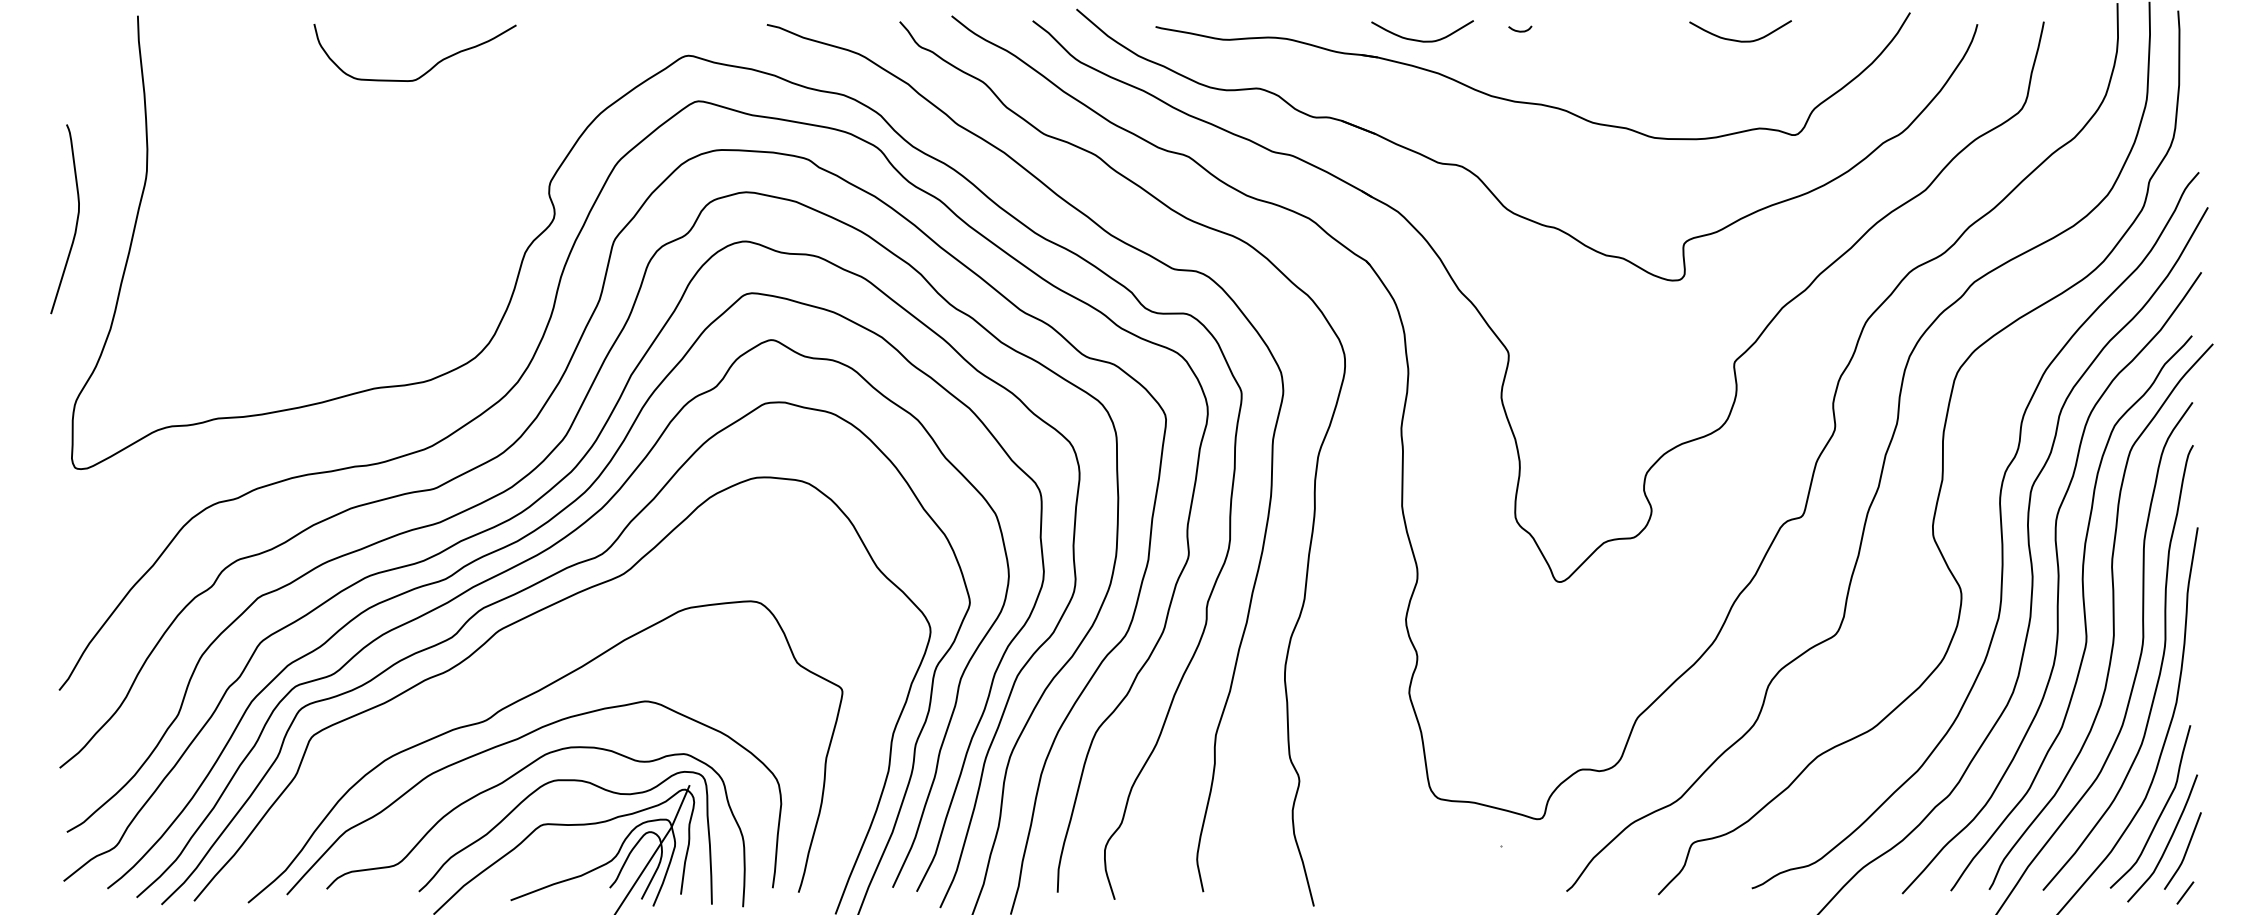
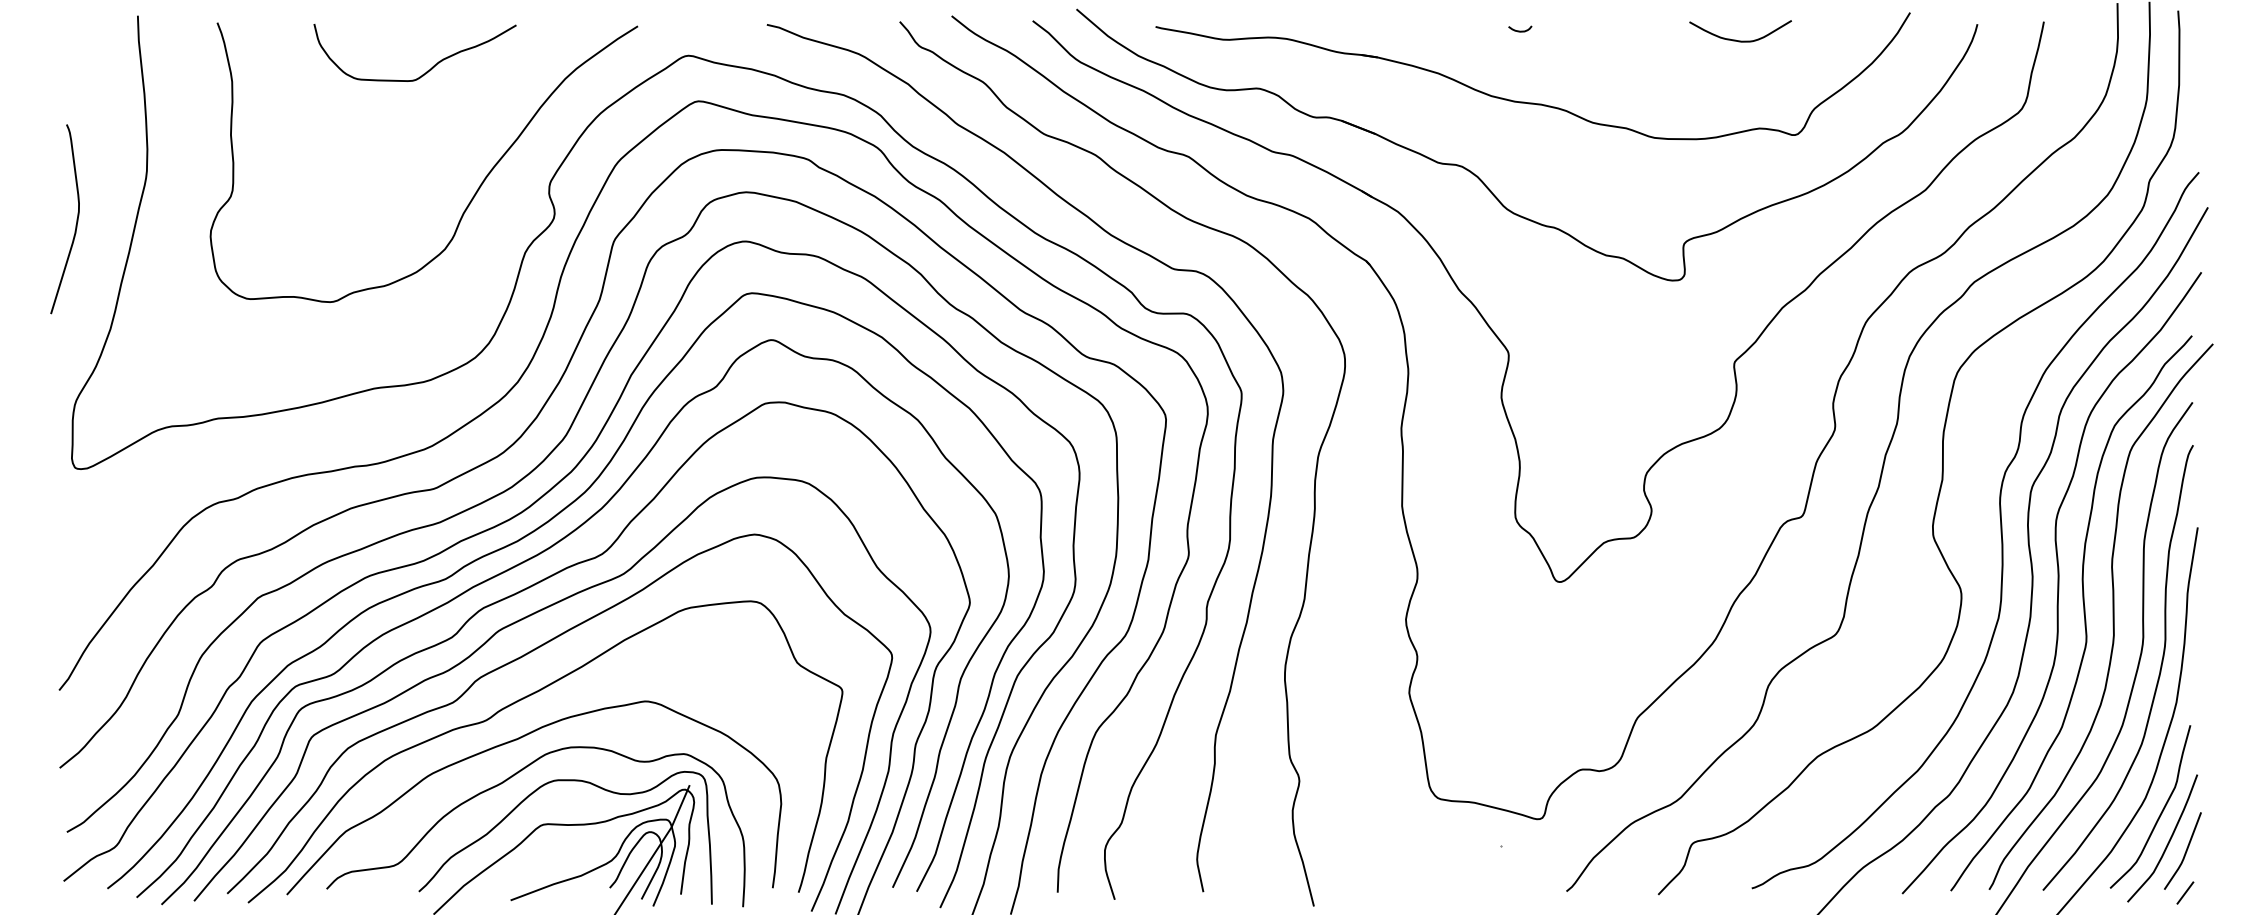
curve: present -> none (1422, 40)
curve: none -> present (474, 193)
curve: none -> present (526, 655)
